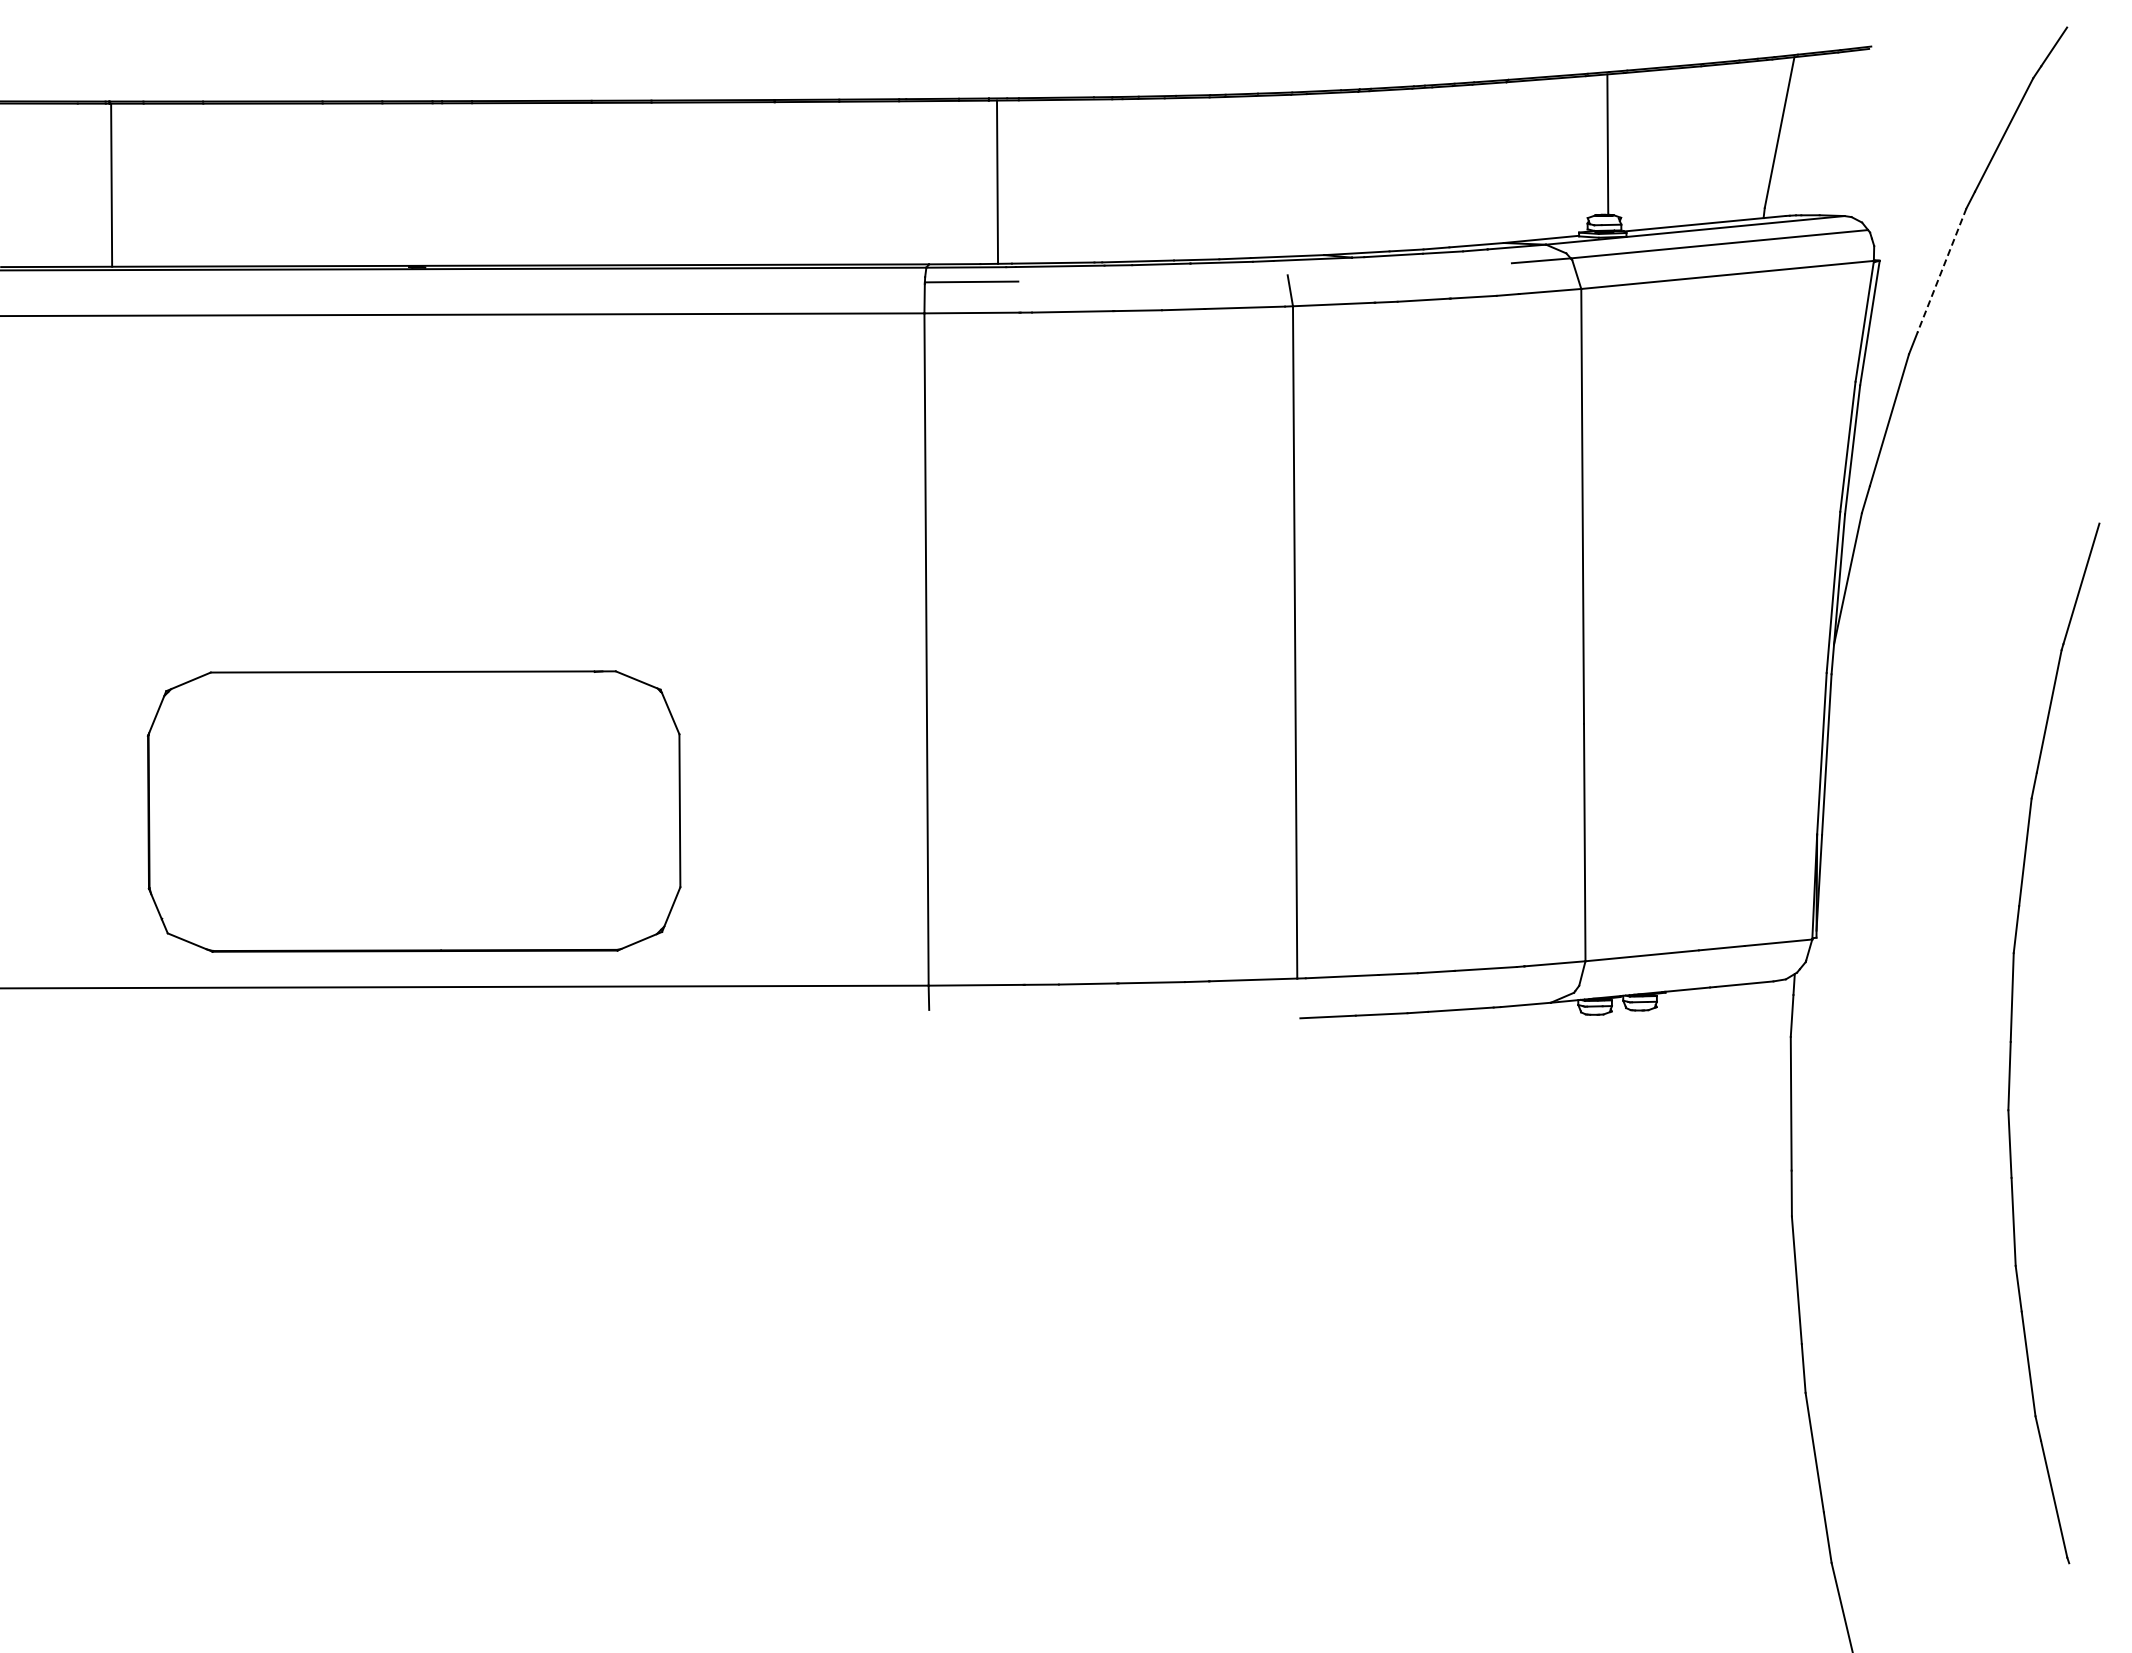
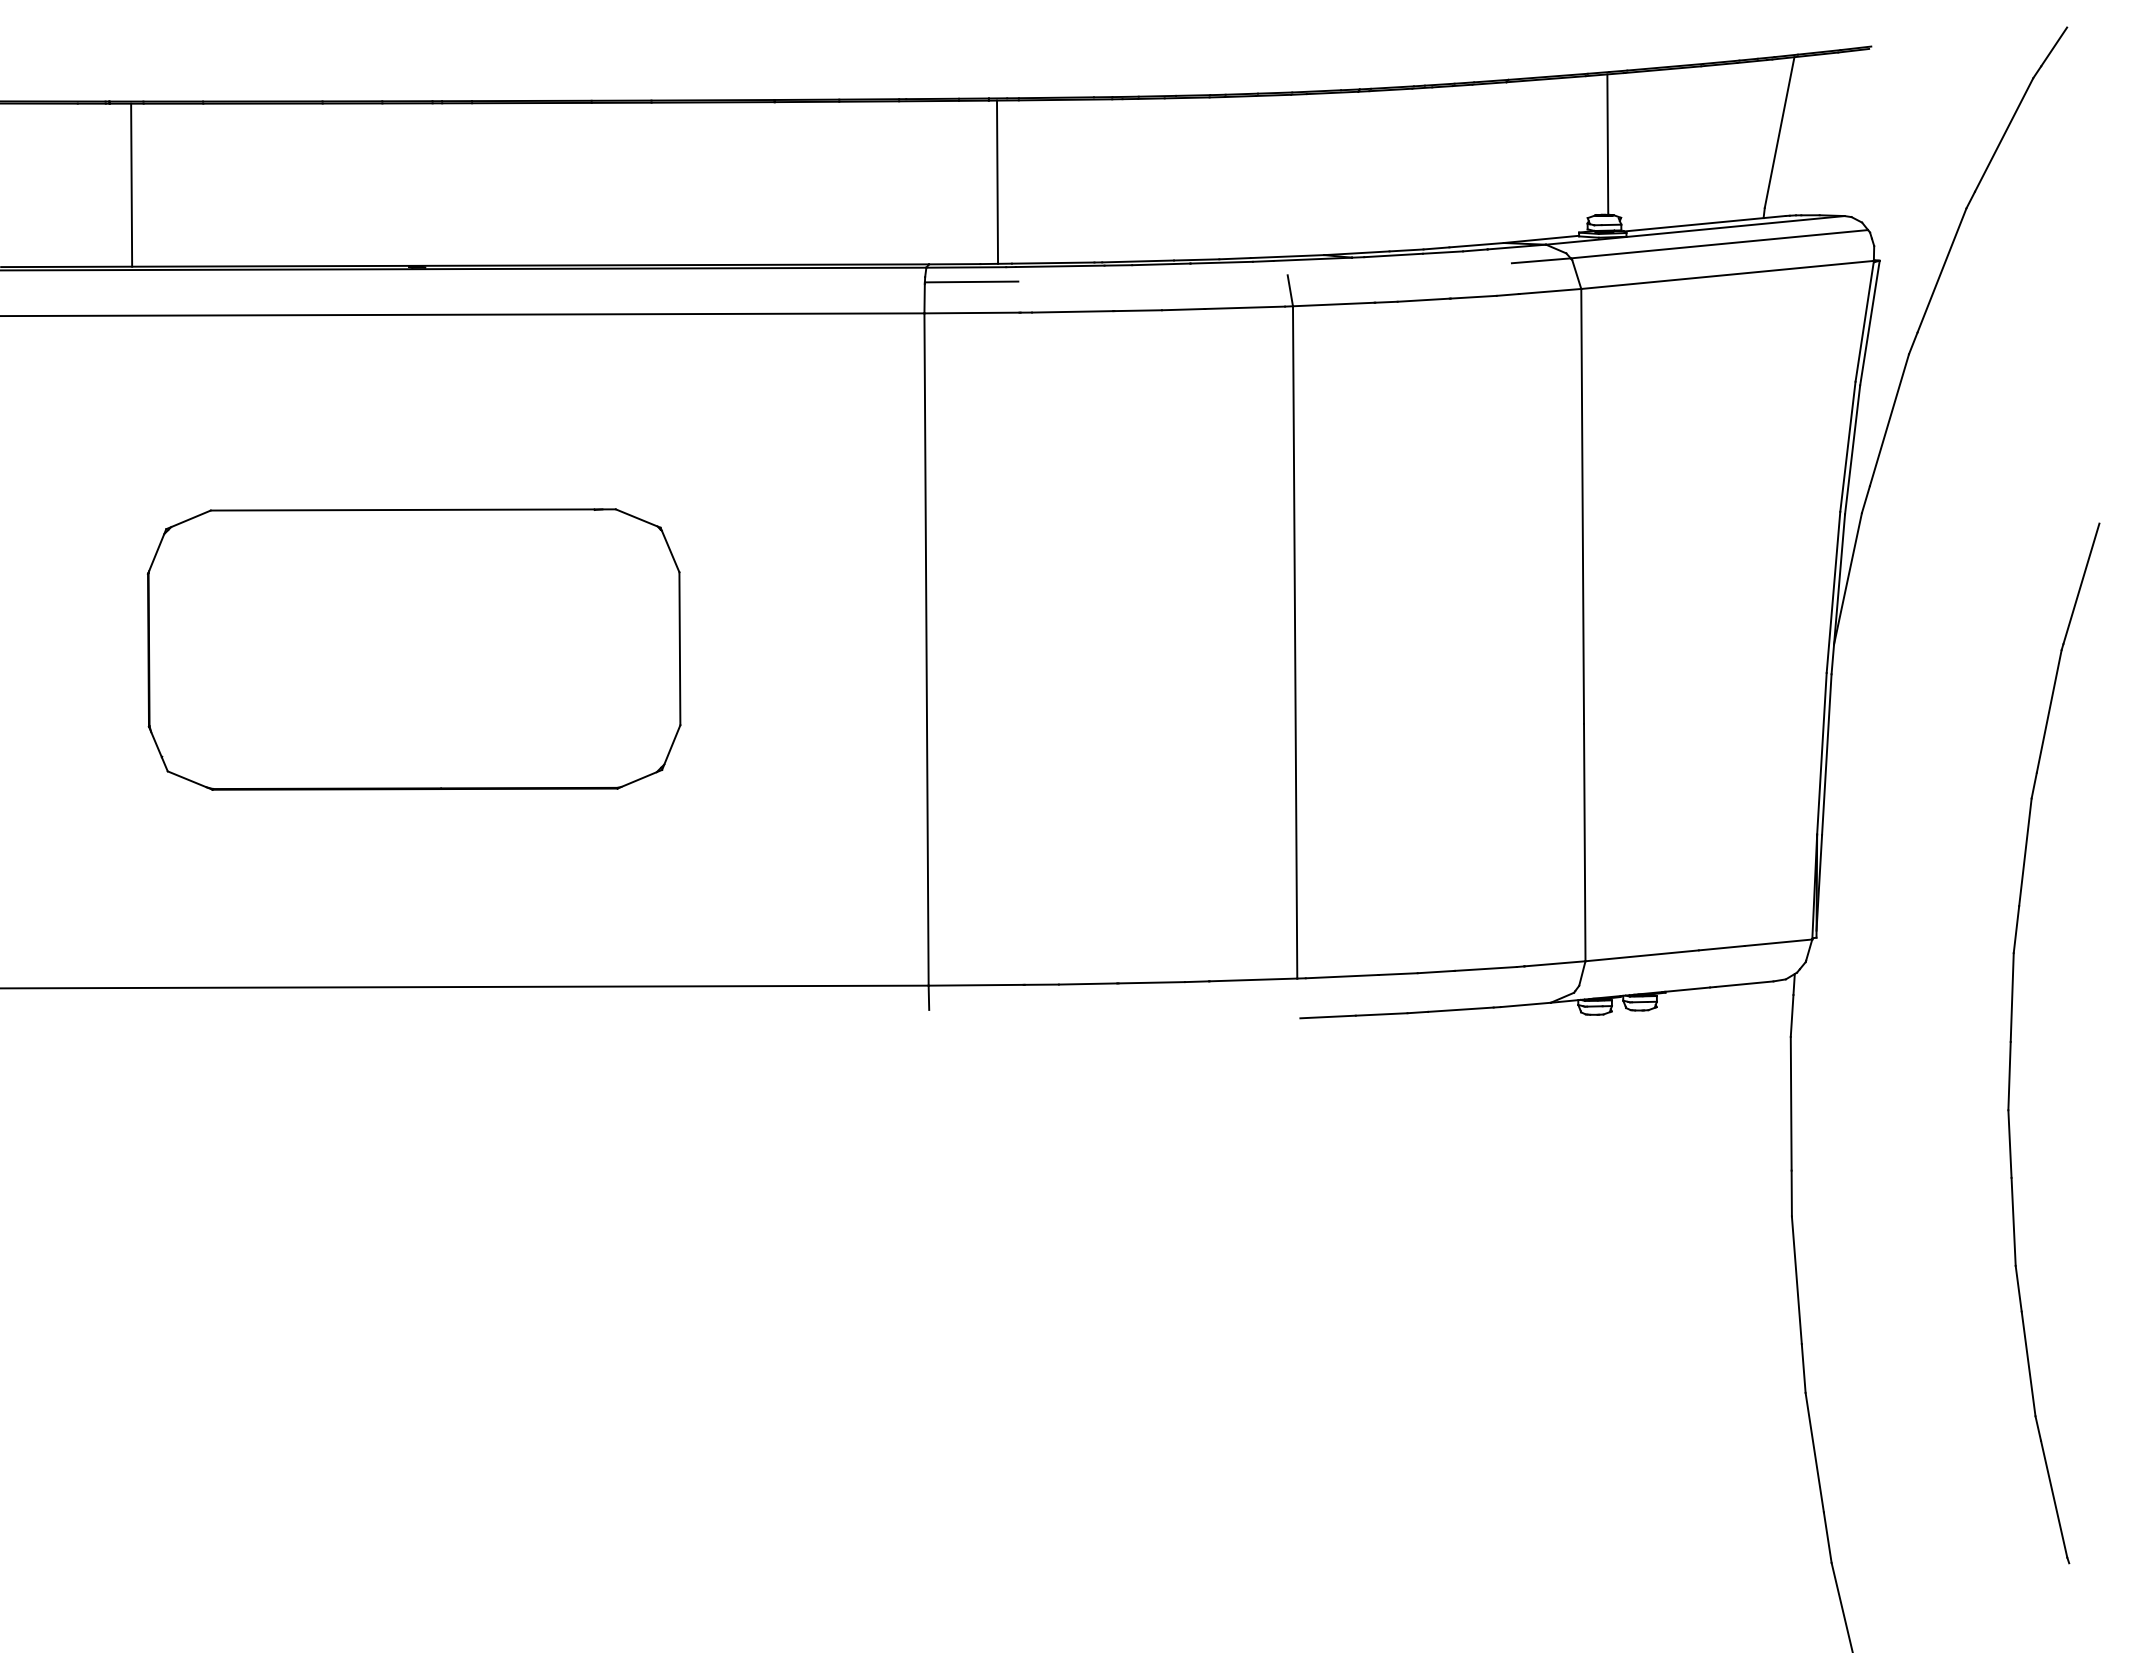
line position: (111, 184) -> (131, 184) (131, 184)
line: dashed -> solid (1942, 270)
part position: (413, 811) -> (413, 649) (413, 649)
